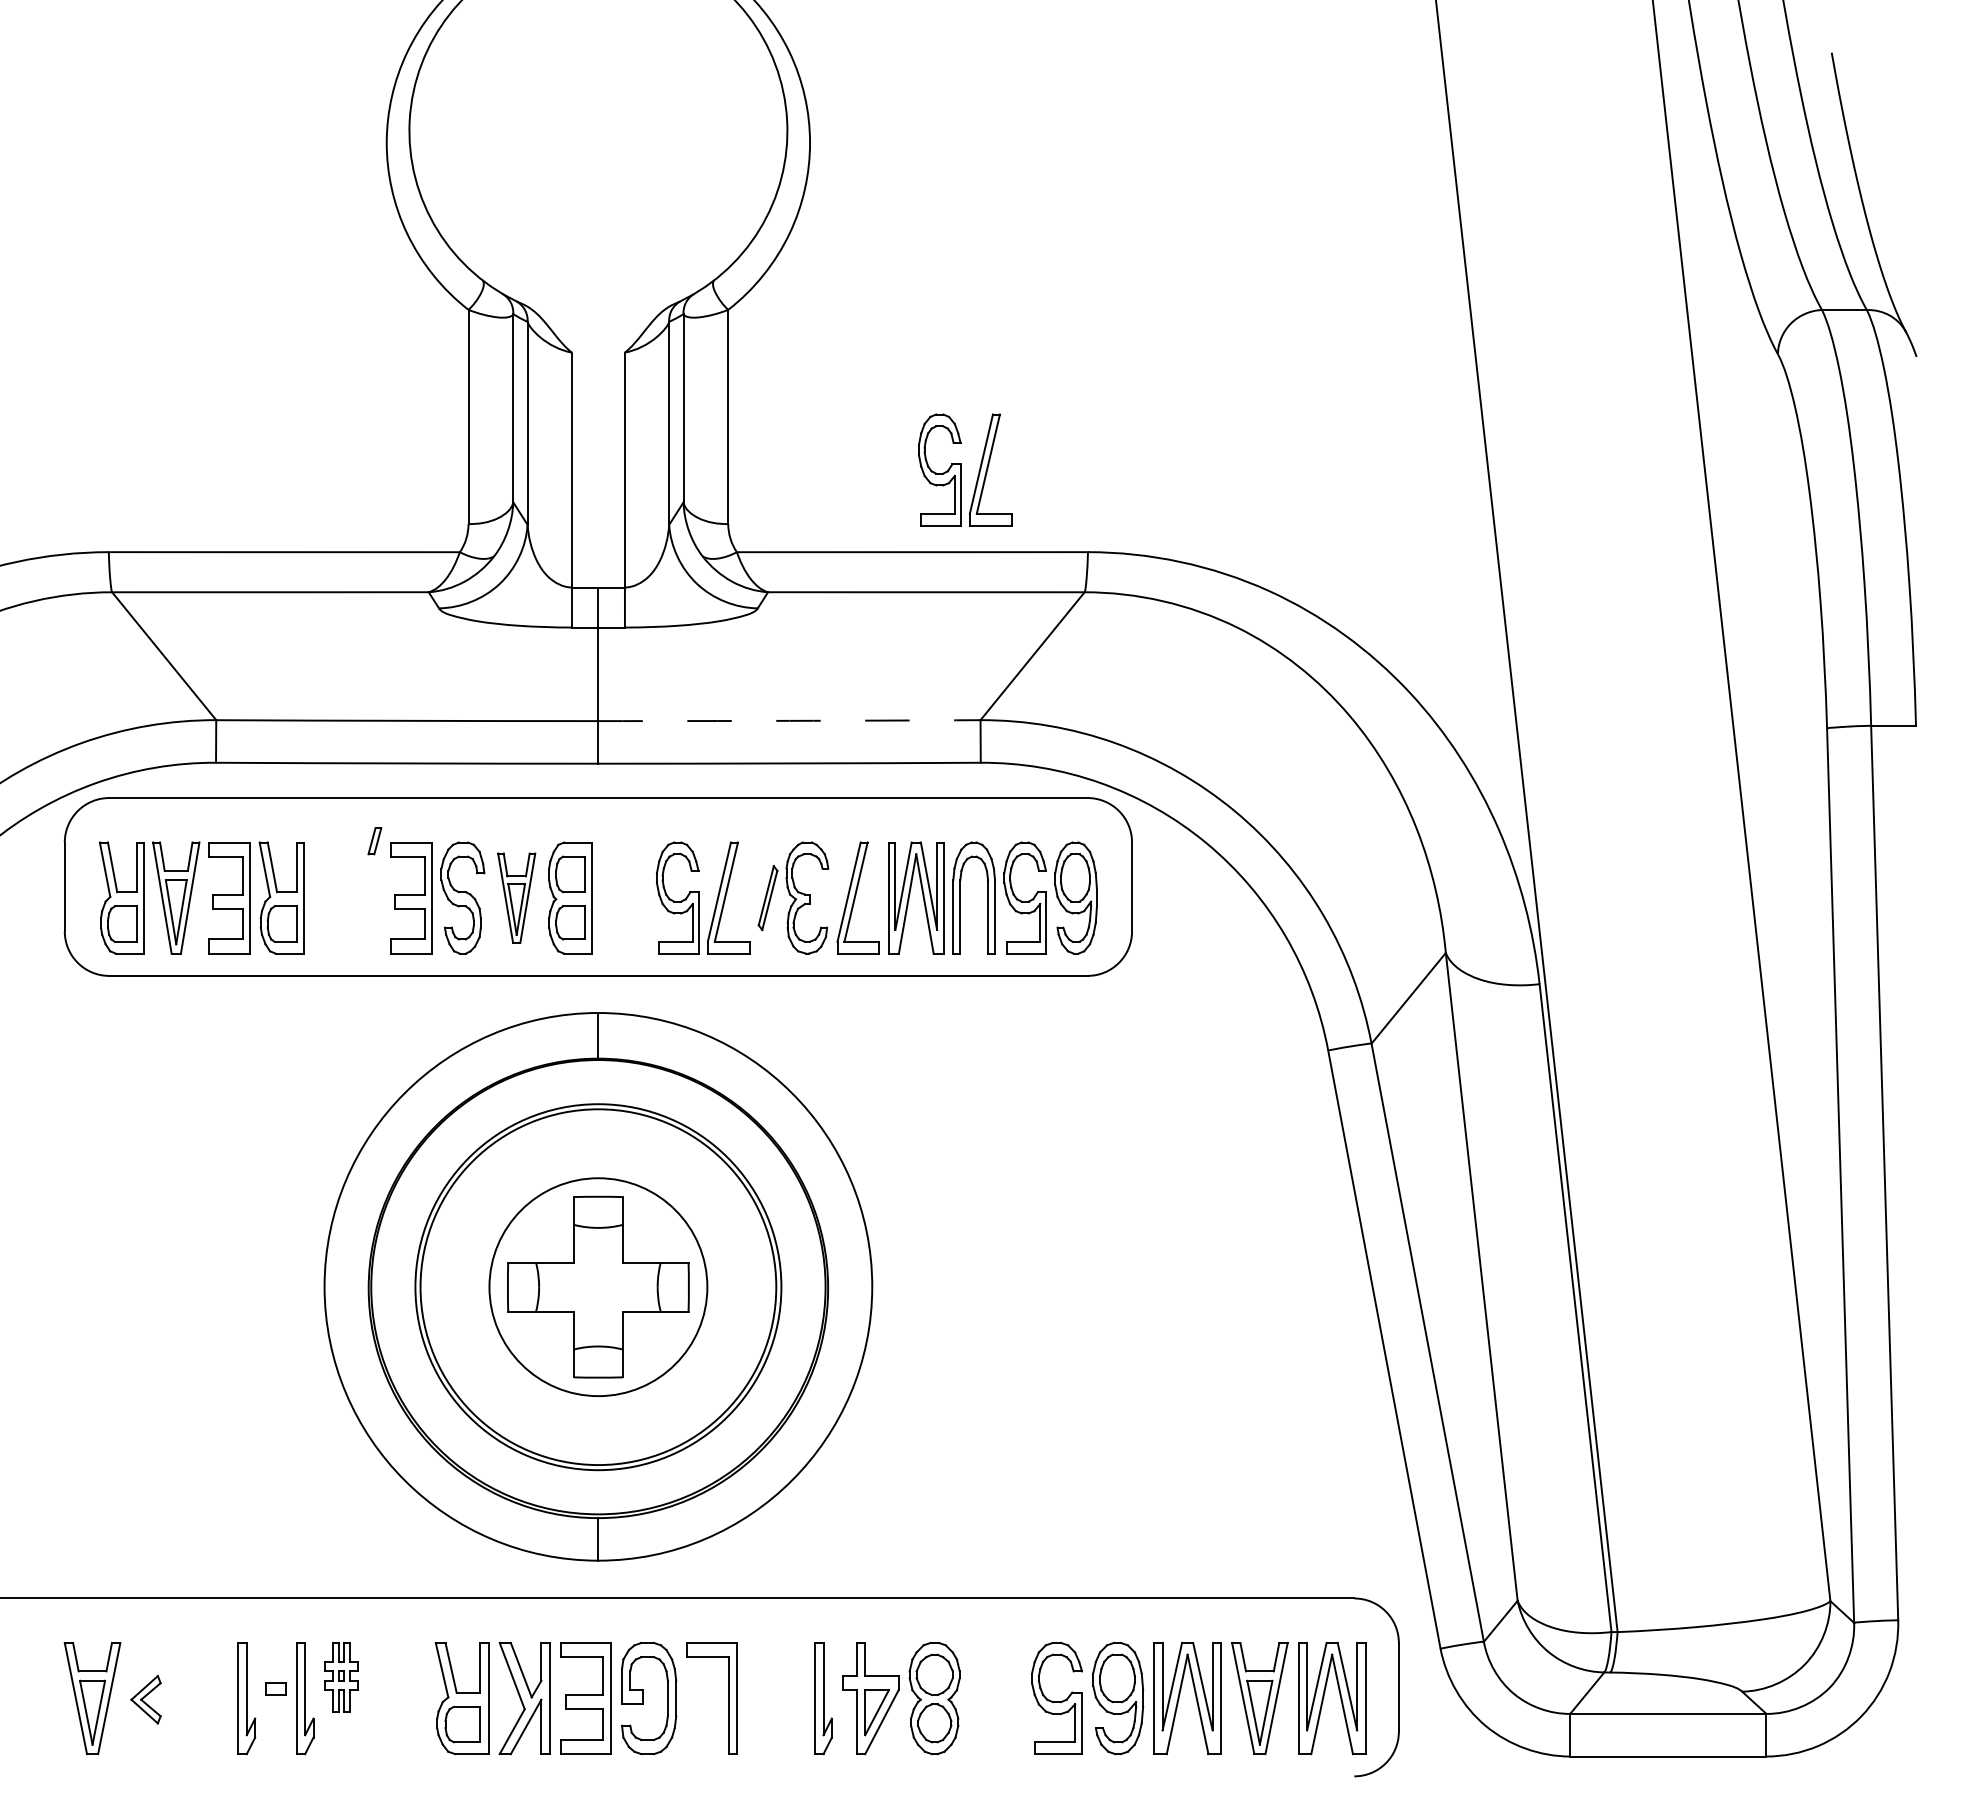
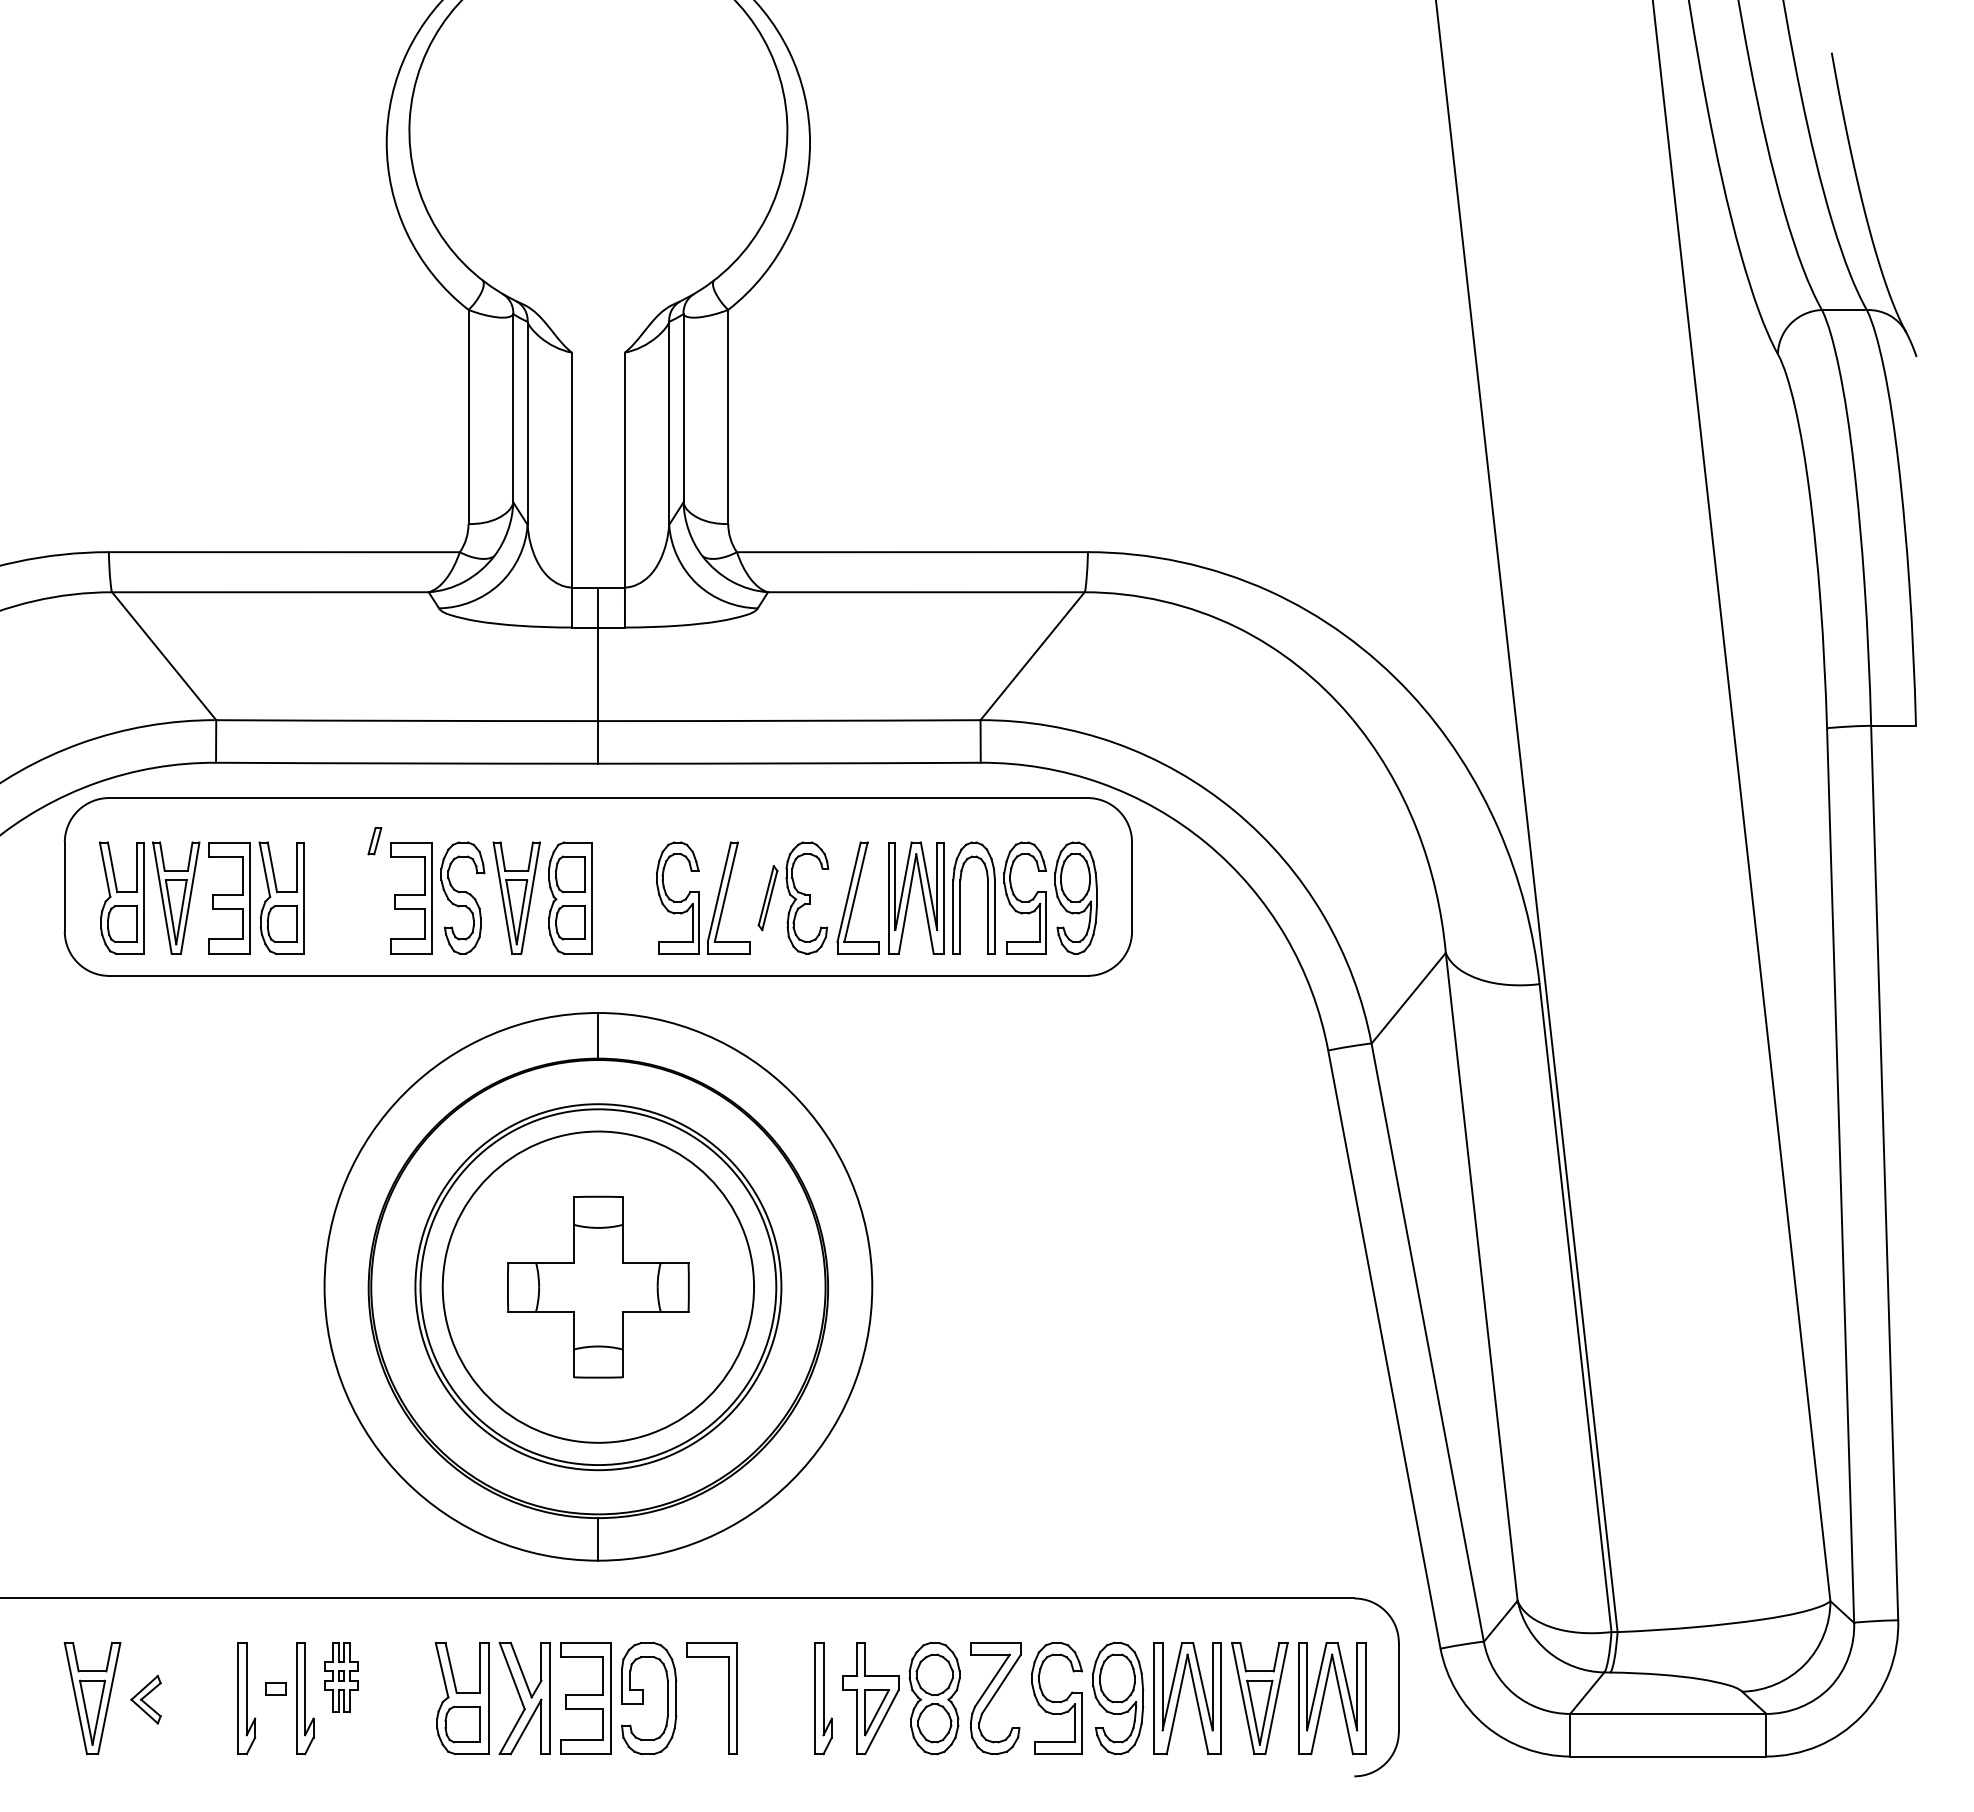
part: present -> none (965, 469)
arc: dashed -> solid (789, 720)
part size: 40x92 px -> 49x114 px (516, 897)
circle diameter: 218 px -> 311 px (598, 1286)
part: none -> present (995, 1698)
